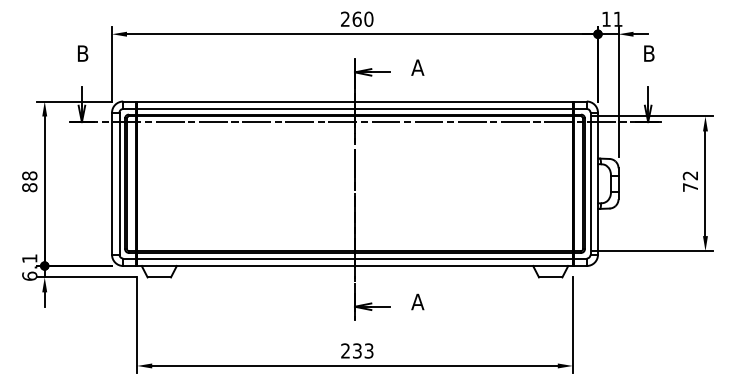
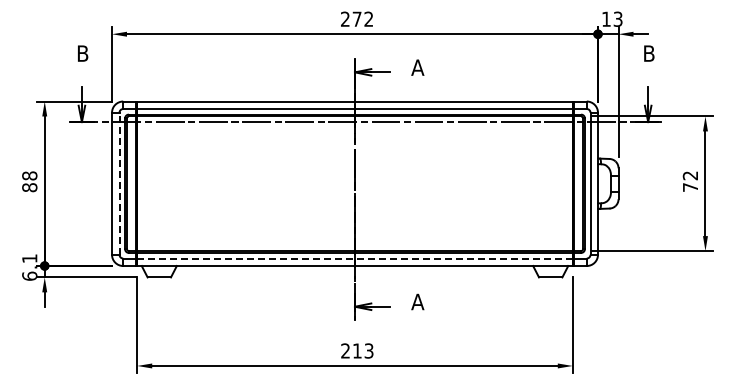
text: 260 -> 272 (362, 18)
text: 11 -> 13 (617, 18)
line: solid -> dashed (119, 183)
line: solid -> dashed (355, 258)
text: 233 -> 213 (357, 350)
